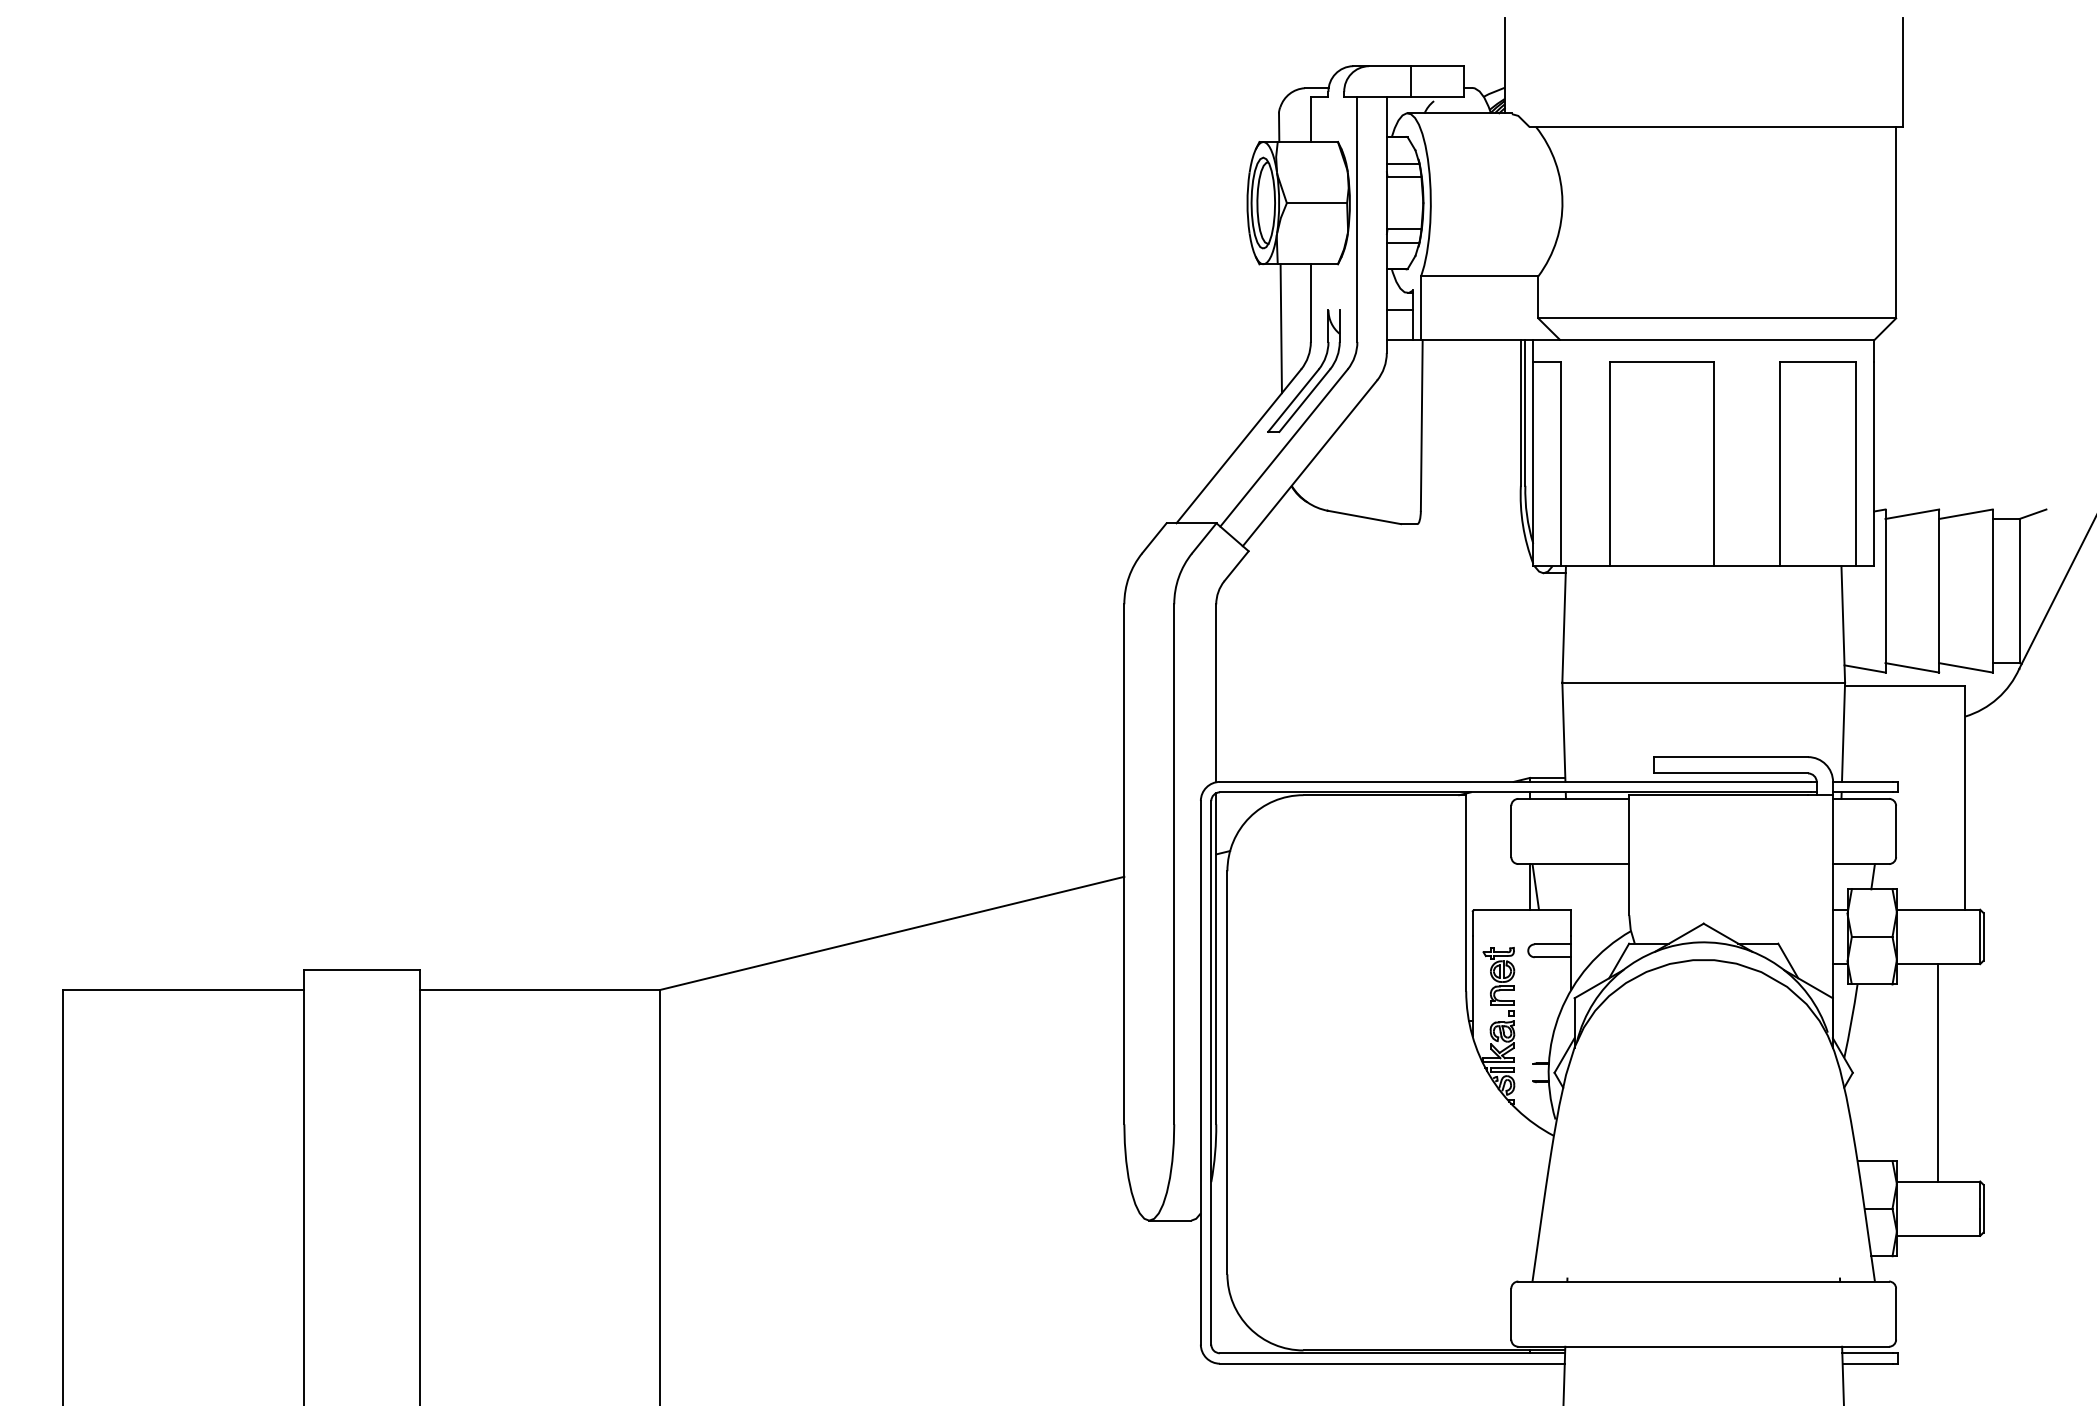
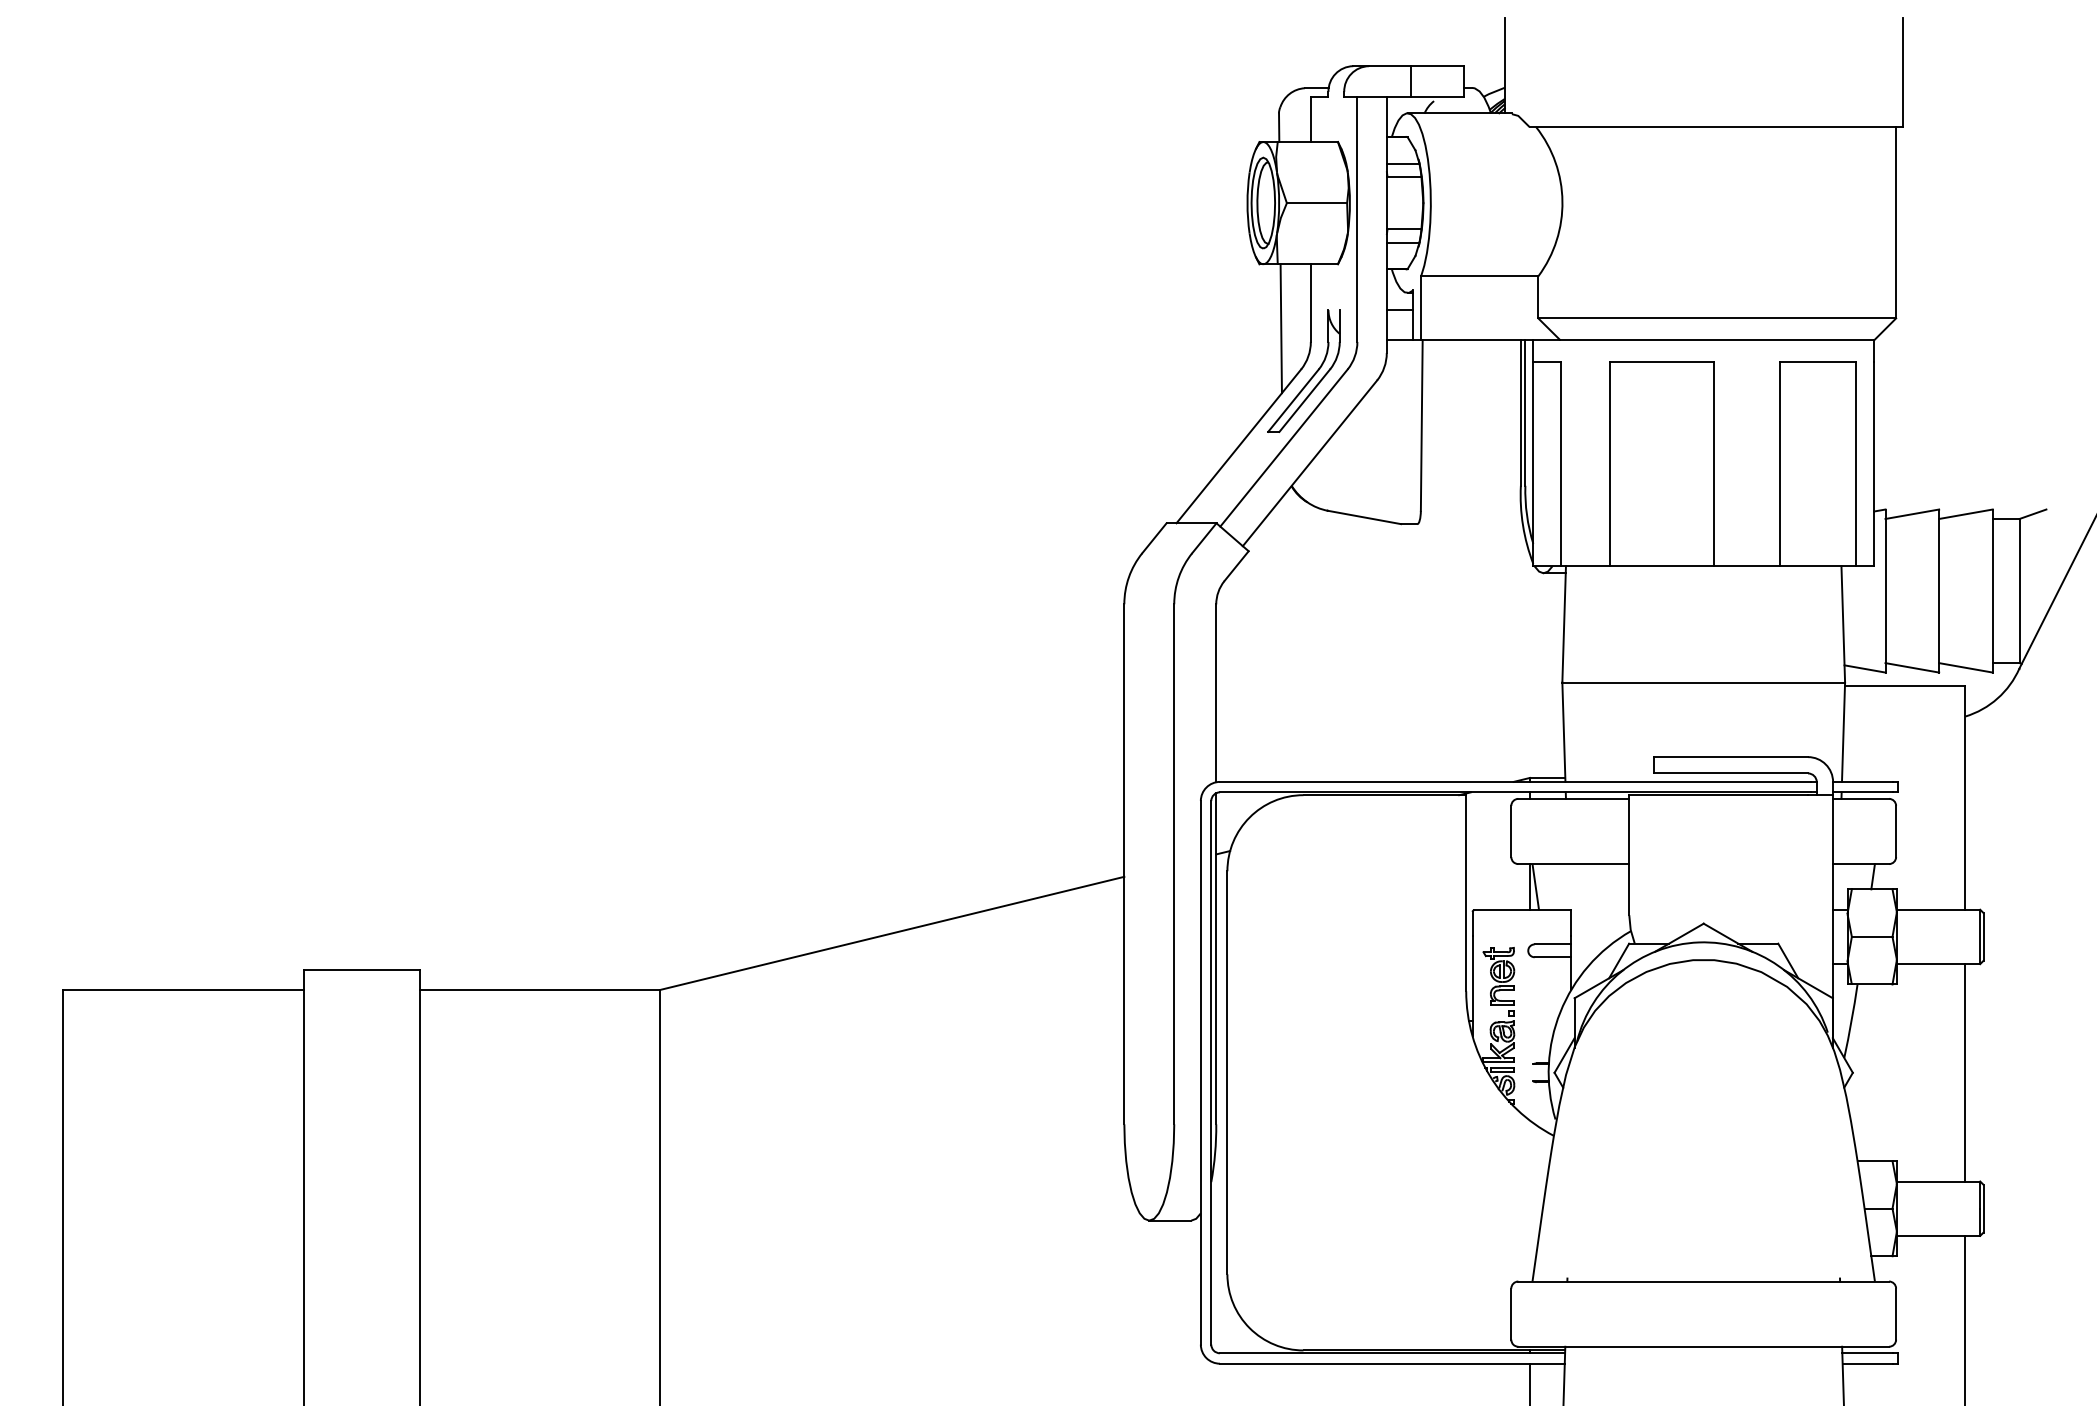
line position: (1938, 1072) -> (1965, 1072) (1965, 1072)
line: none -> present (1965, 1318)
line: none -> present (1529, 1382)
